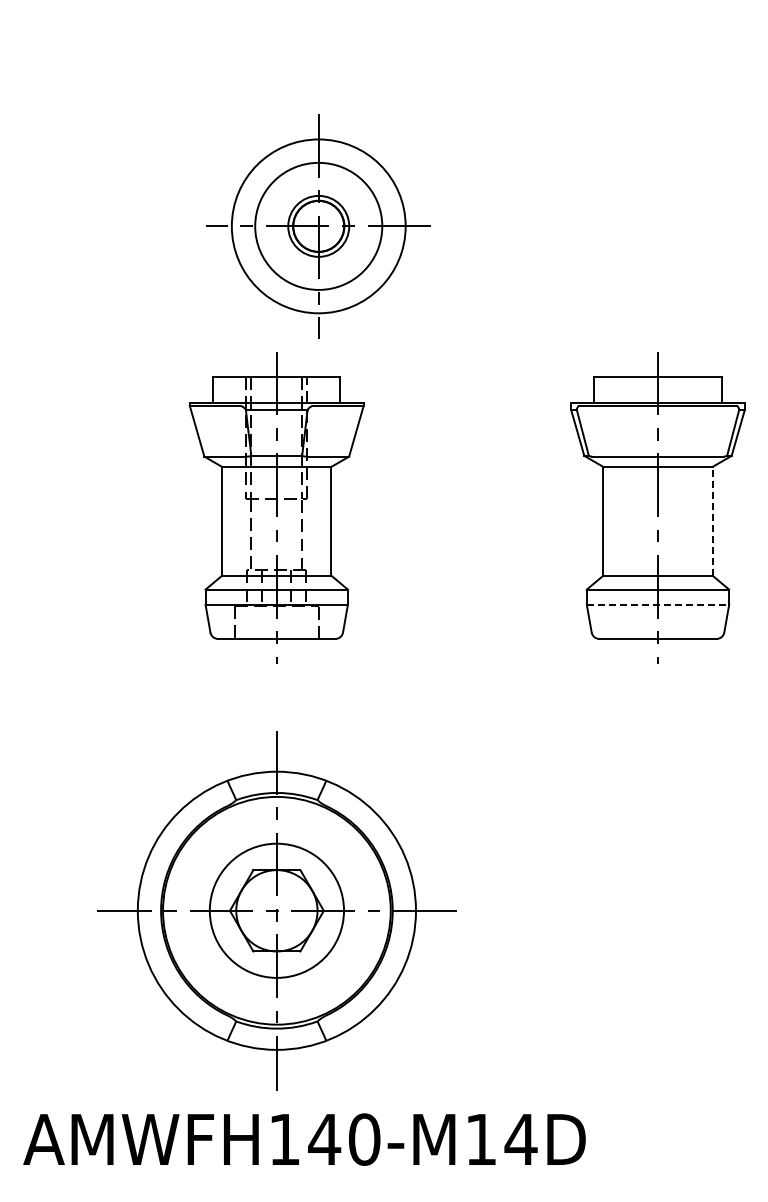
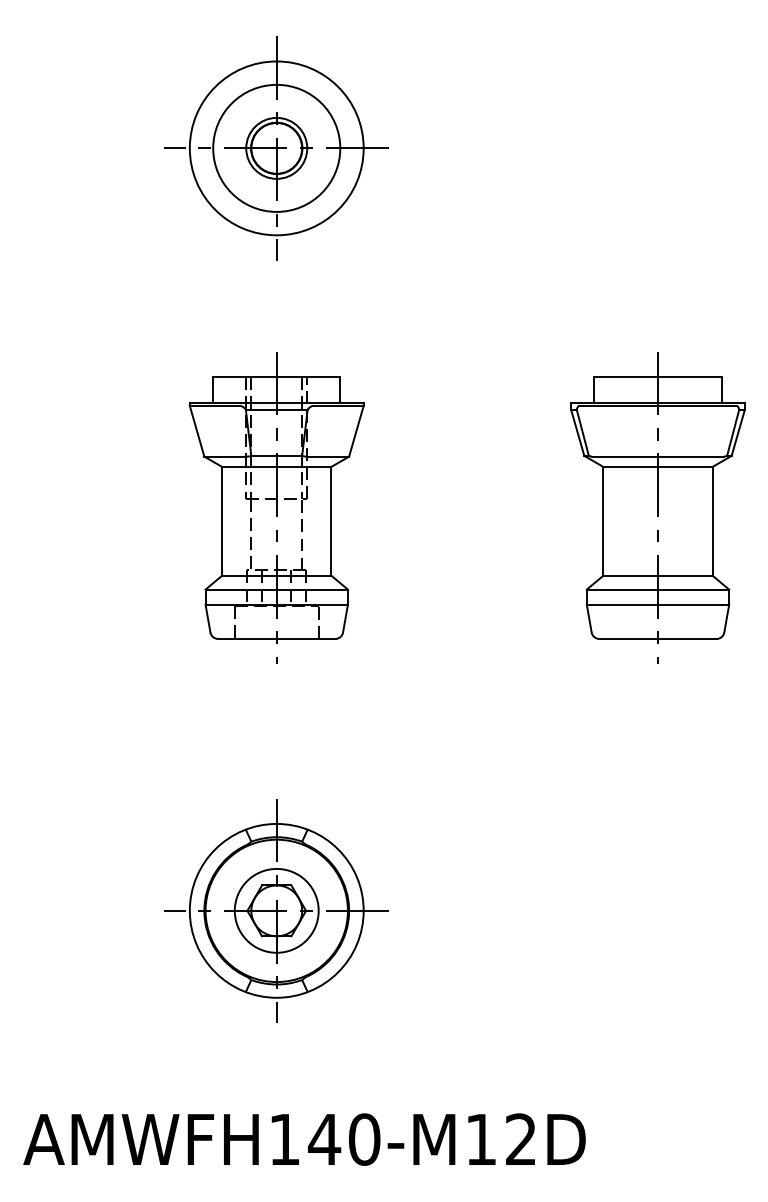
part position: (318, 226) -> (276, 148) (276, 148)
line: dashed -> solid (712, 520)
line: dashed -> solid (658, 604)
part size: 360x360 px -> 225x224 px (276, 910)
text: AMWFH140-M14D -> AMWFH140-M12D (520, 1138)
